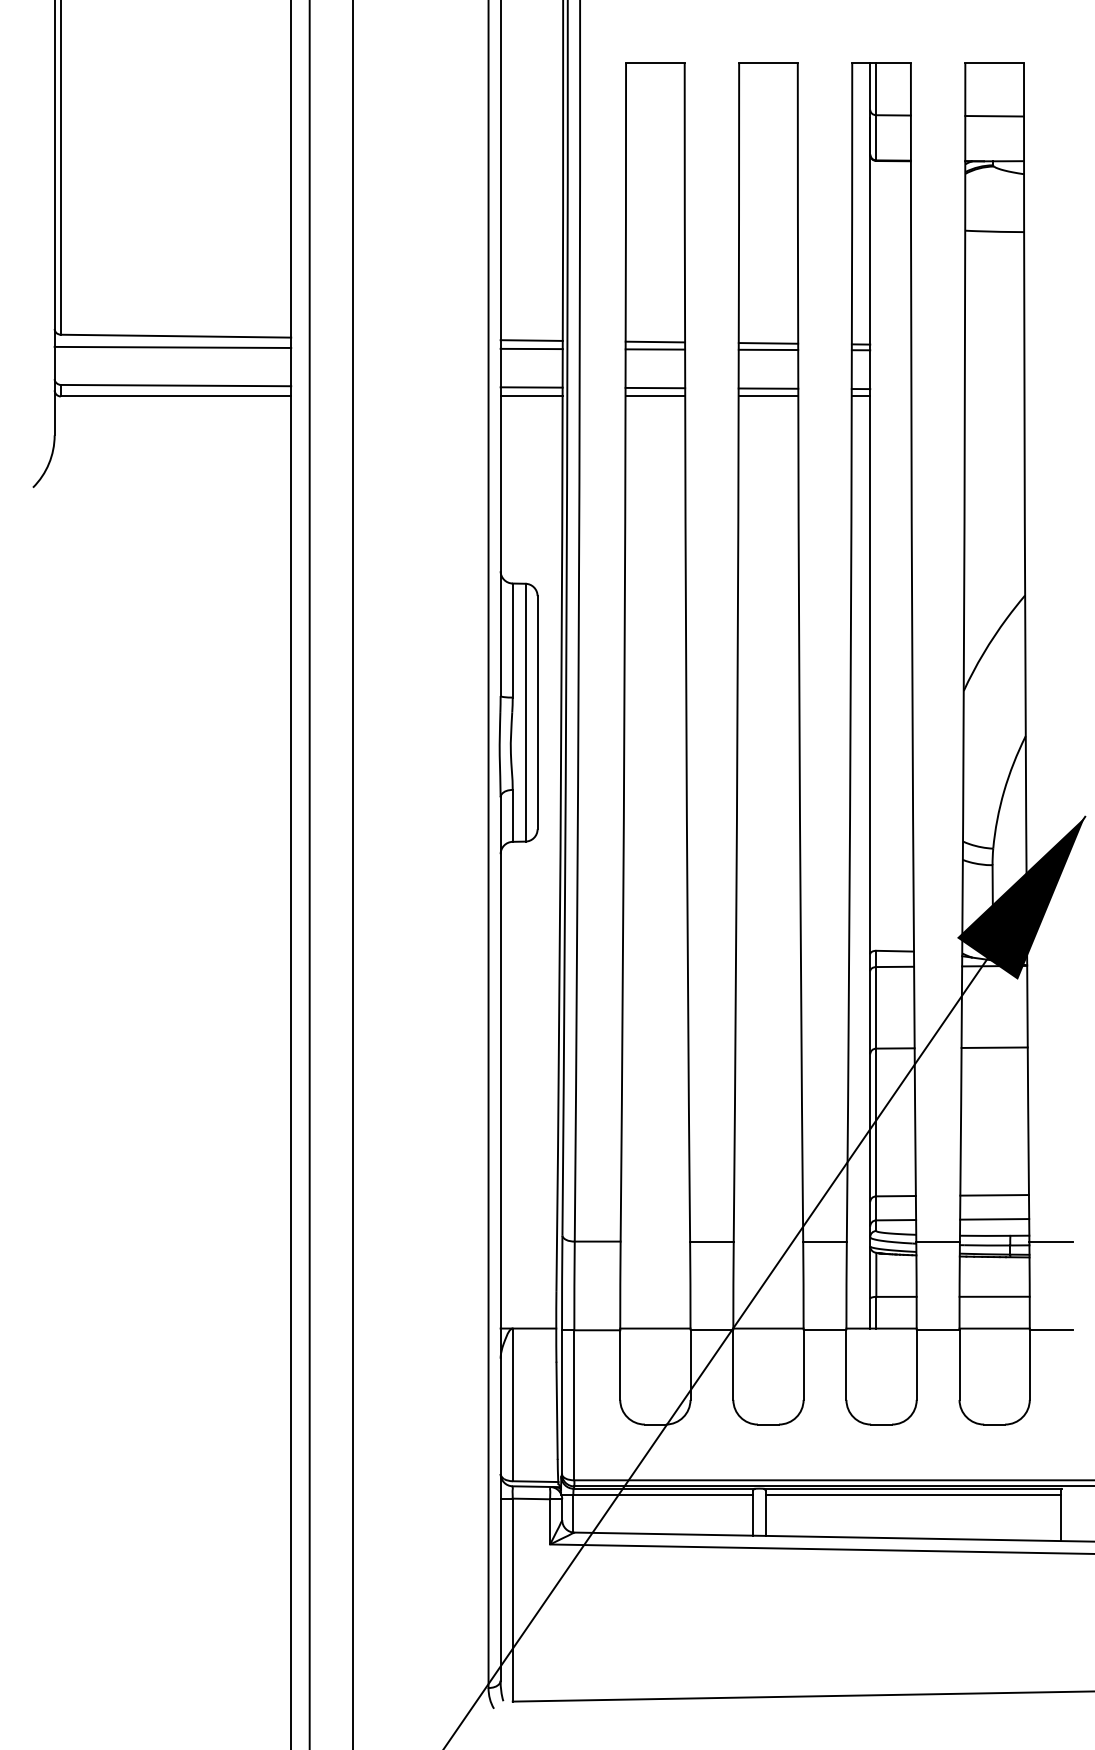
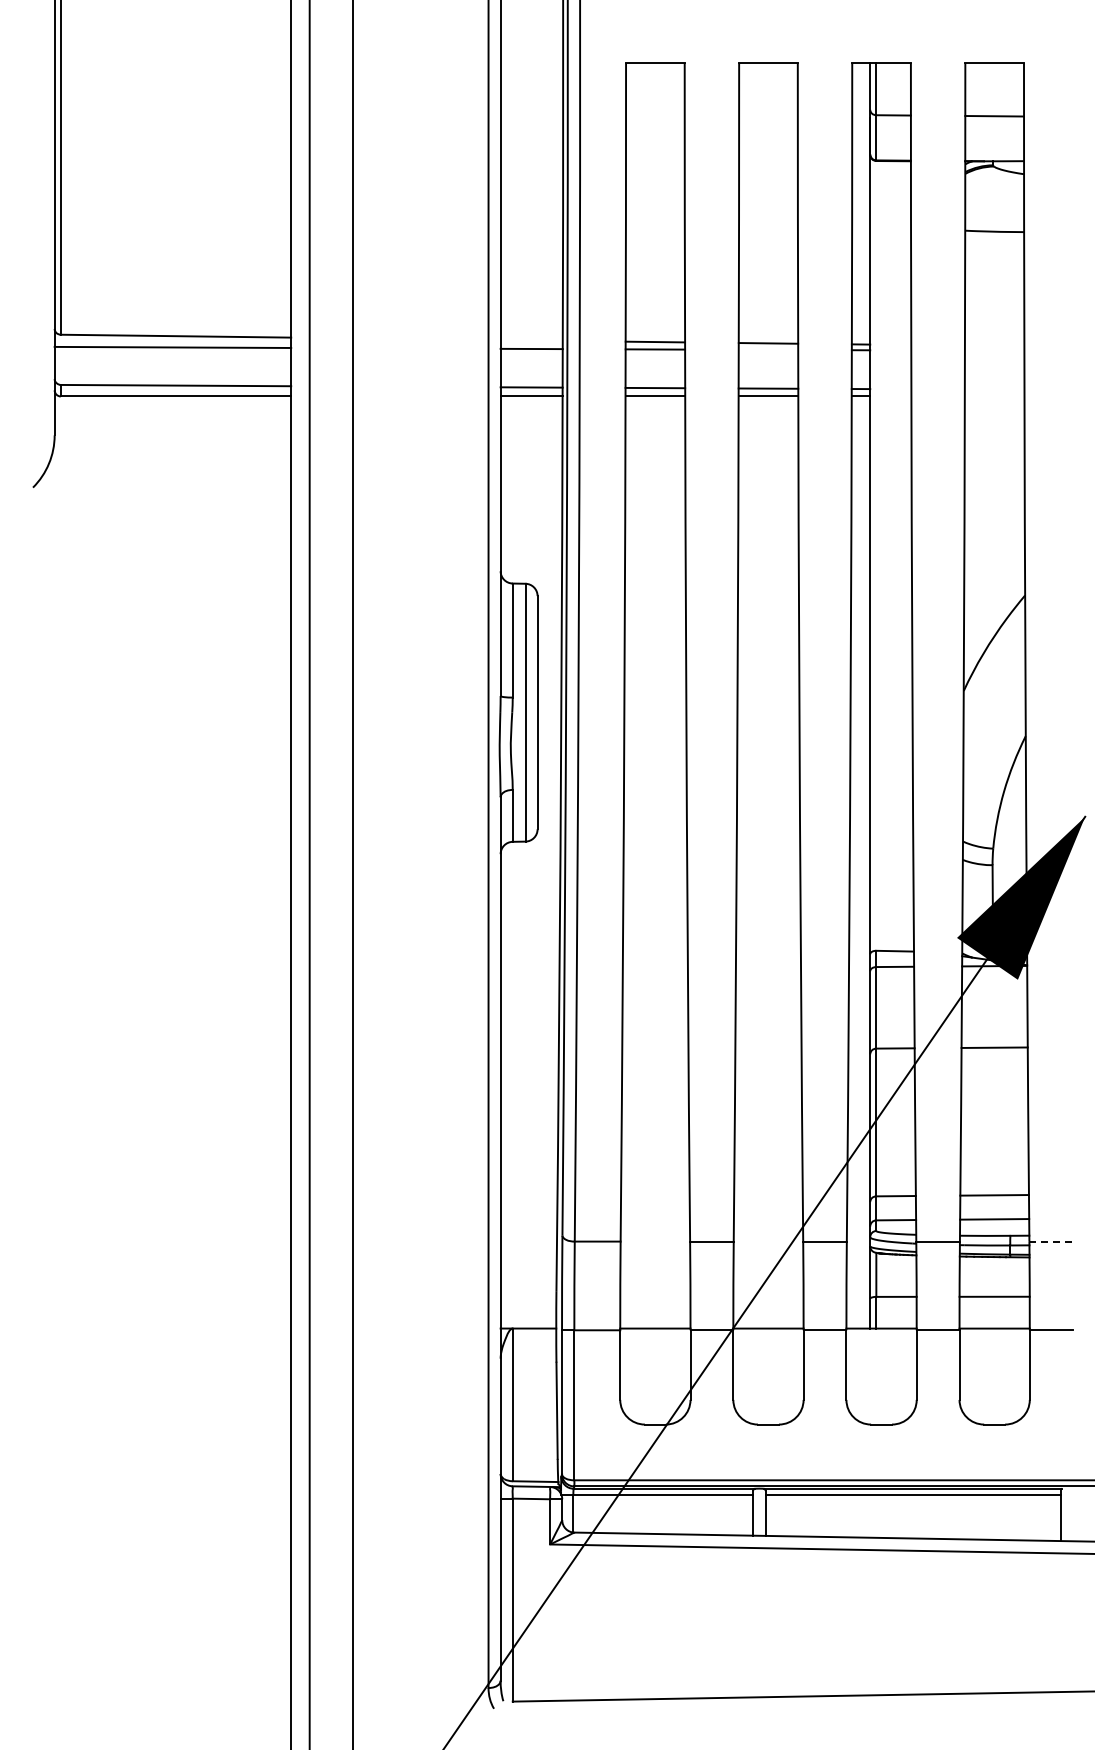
line: present -> none (531, 340)
line: present -> none (768, 349)
line: solid -> dashed (1051, 1241)
